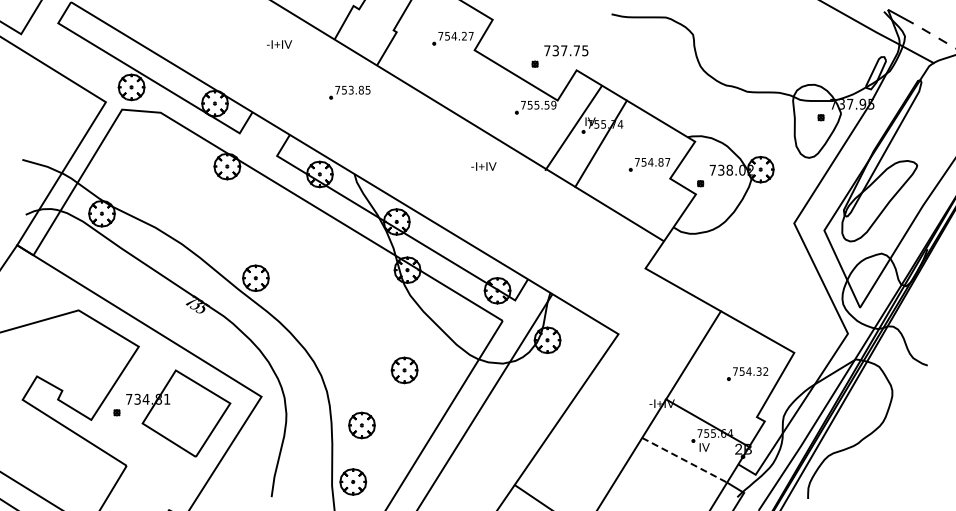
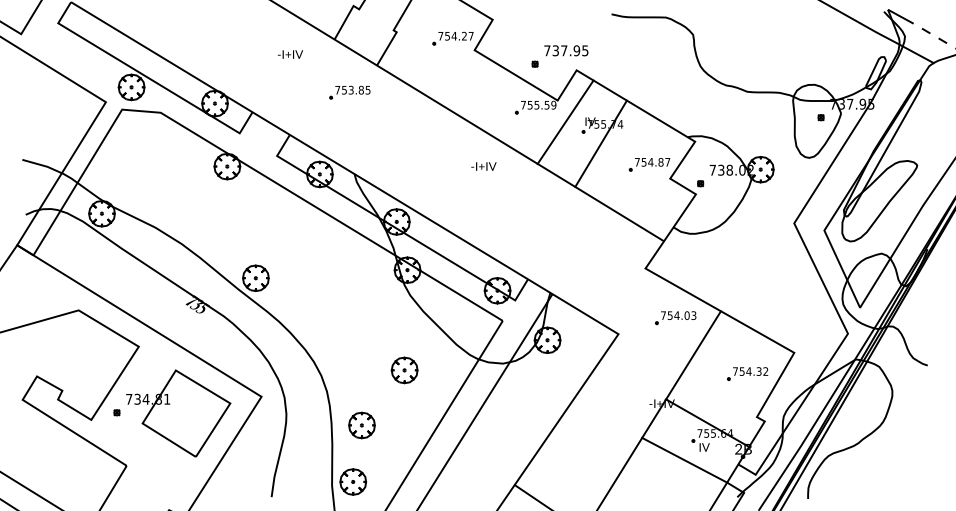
text position: (279, 44) -> (290, 54) (290, 54)
text: 737.75 -> 737.95 (576, 50)
line position: (573, 127) -> (565, 121) (565, 121)
part: none -> present (675, 318)
line: dashed -> solid (684, 460)
